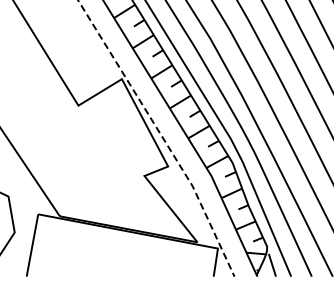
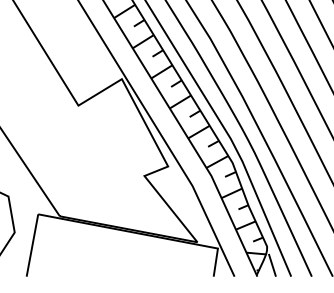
line: dashed -> solid (161, 136)
